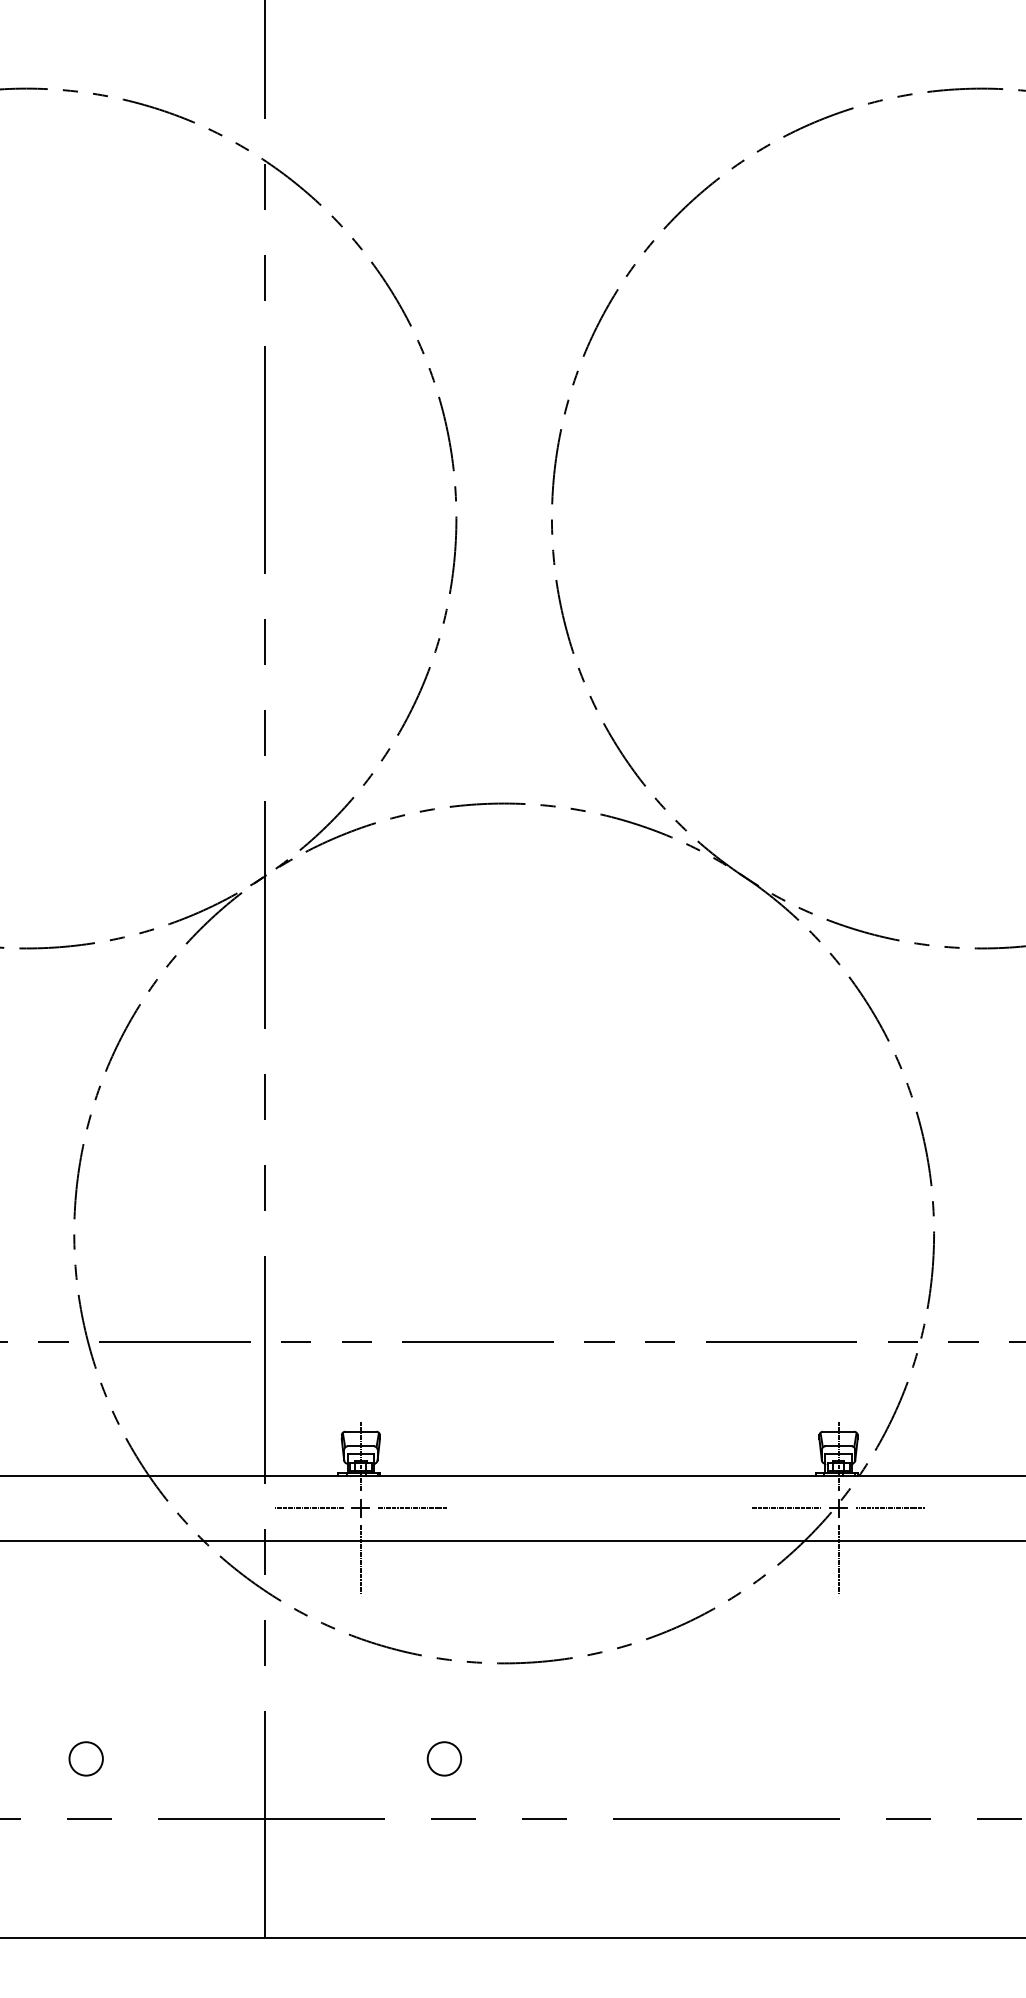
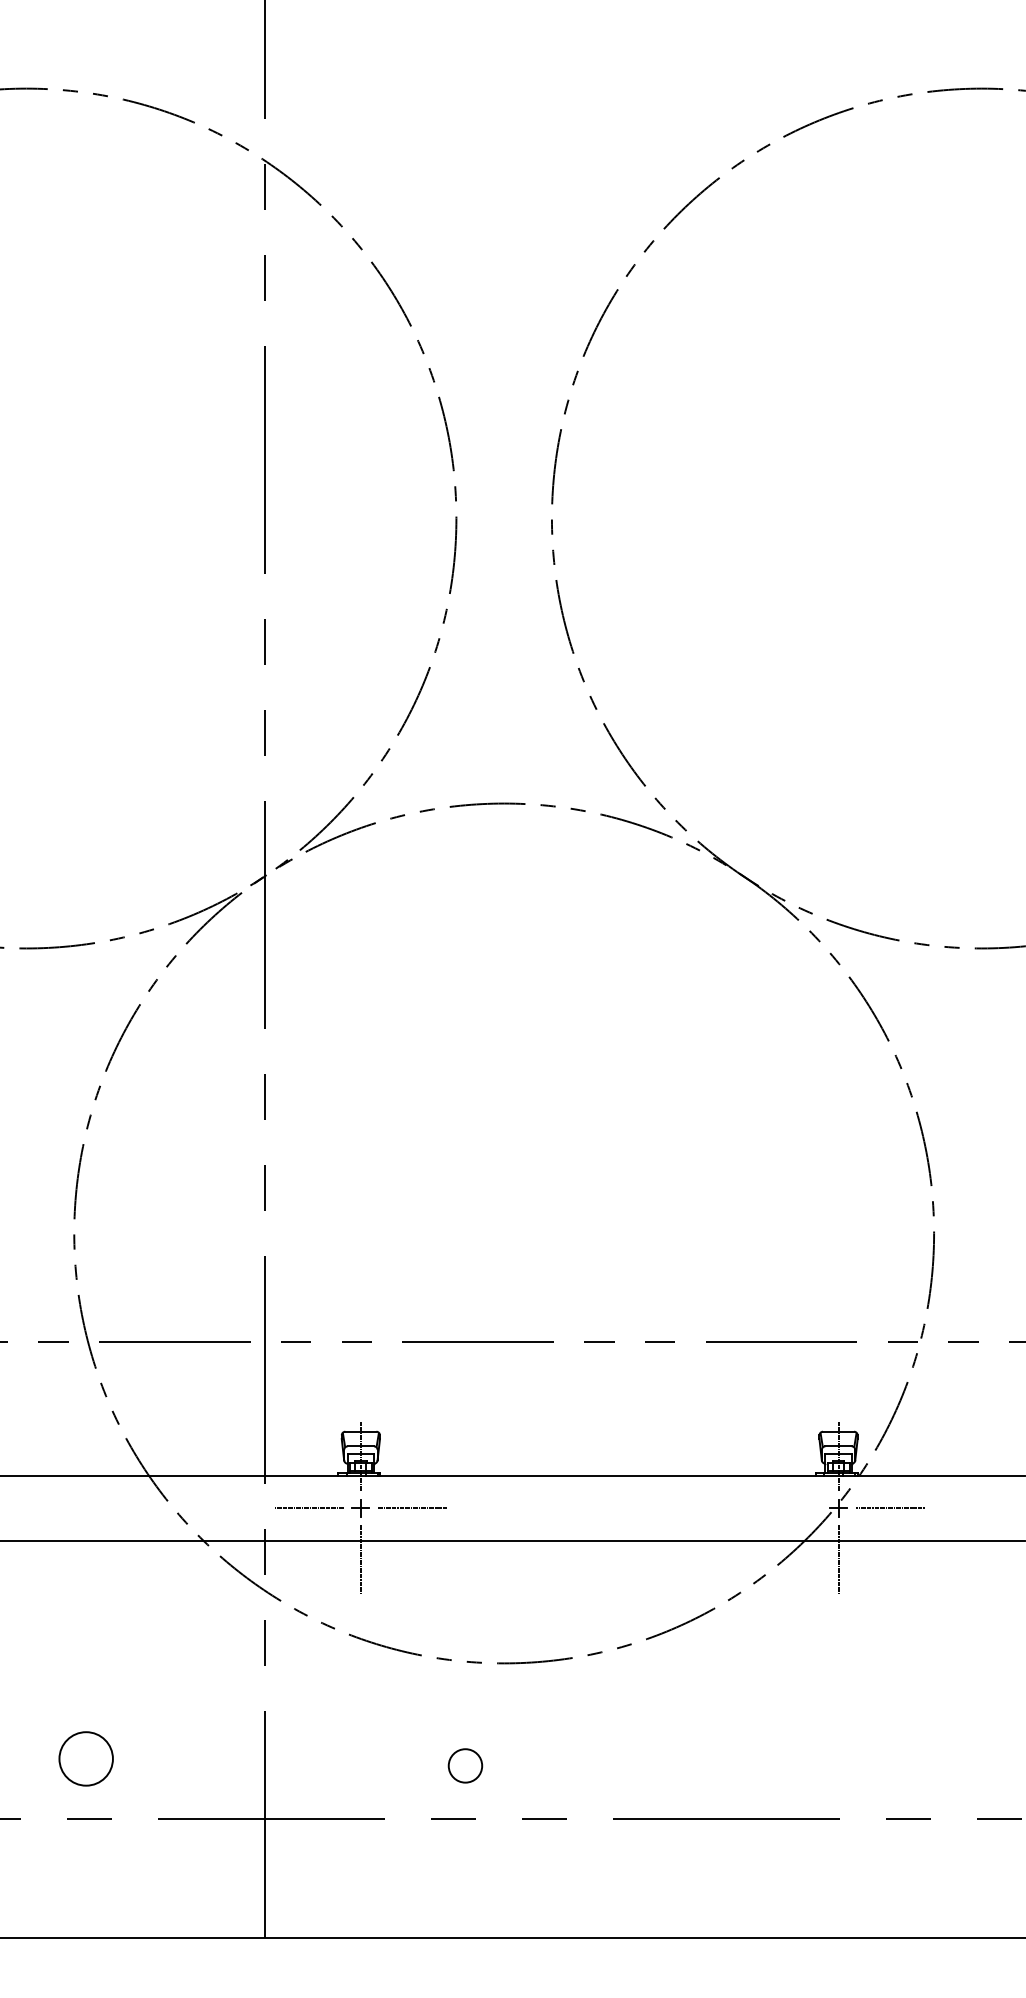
line: present -> none (786, 1508)
circle diameter: 33 px -> 54 px (85, 1758)
circle position: (444, 1758) -> (465, 1765) (465, 1765)
